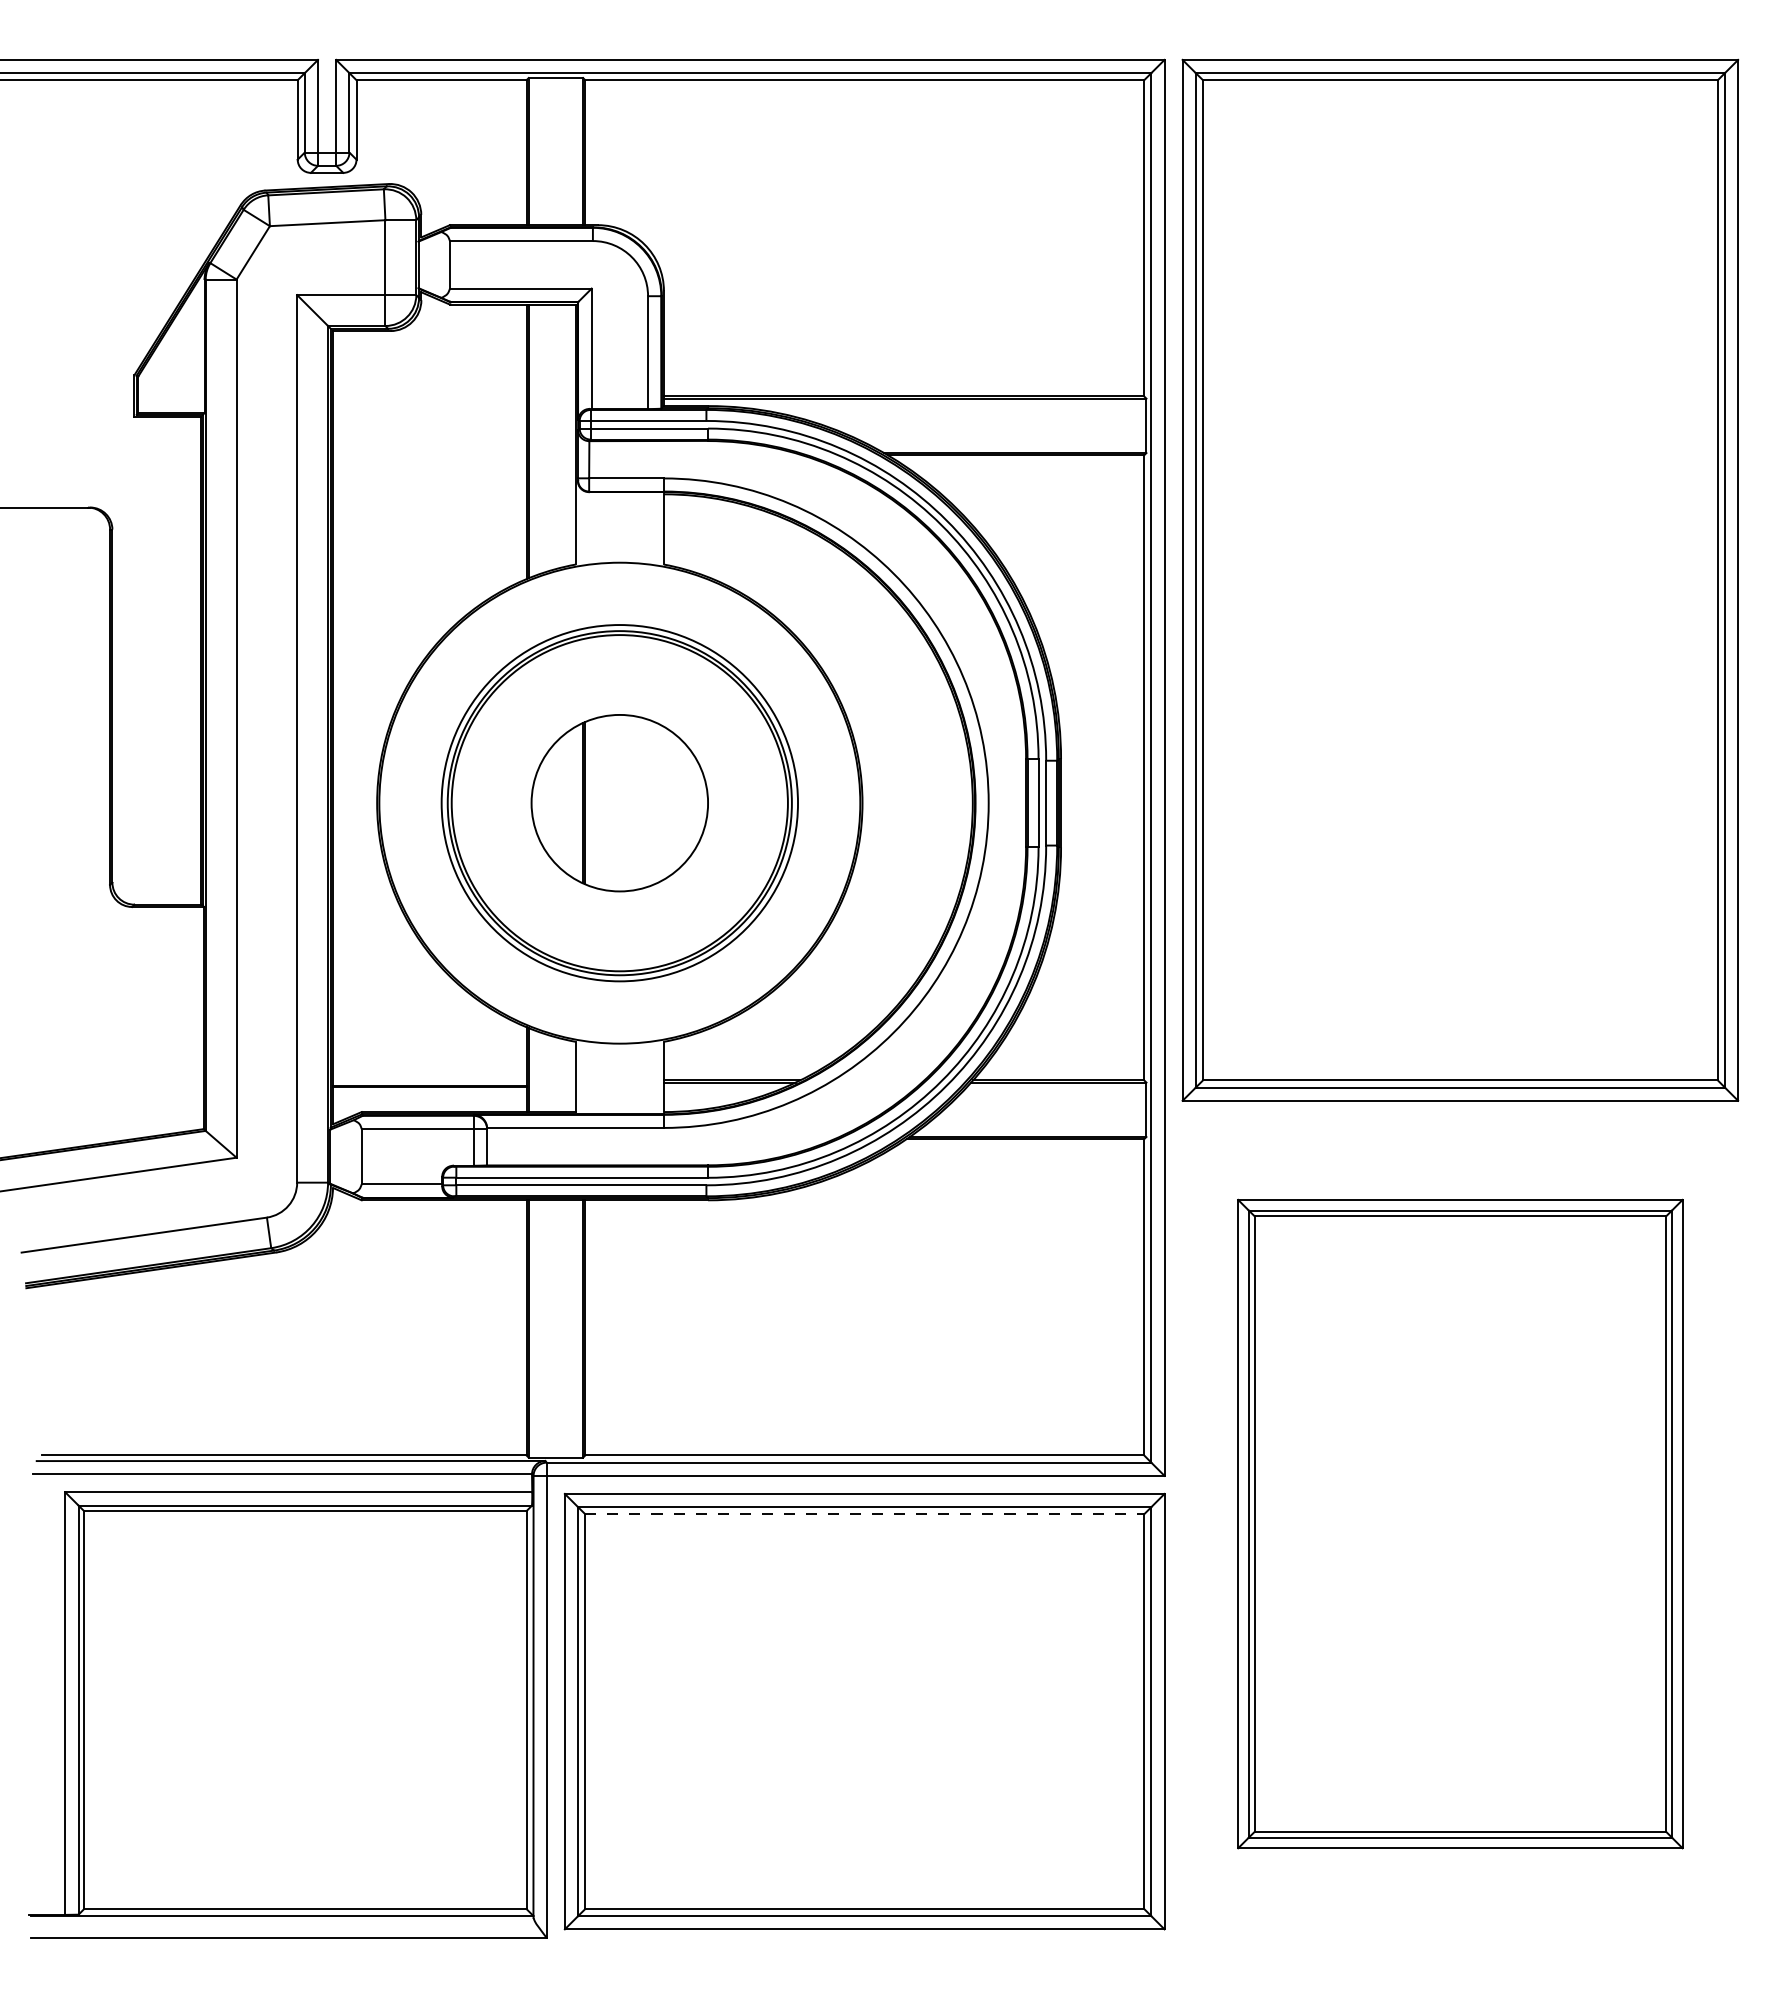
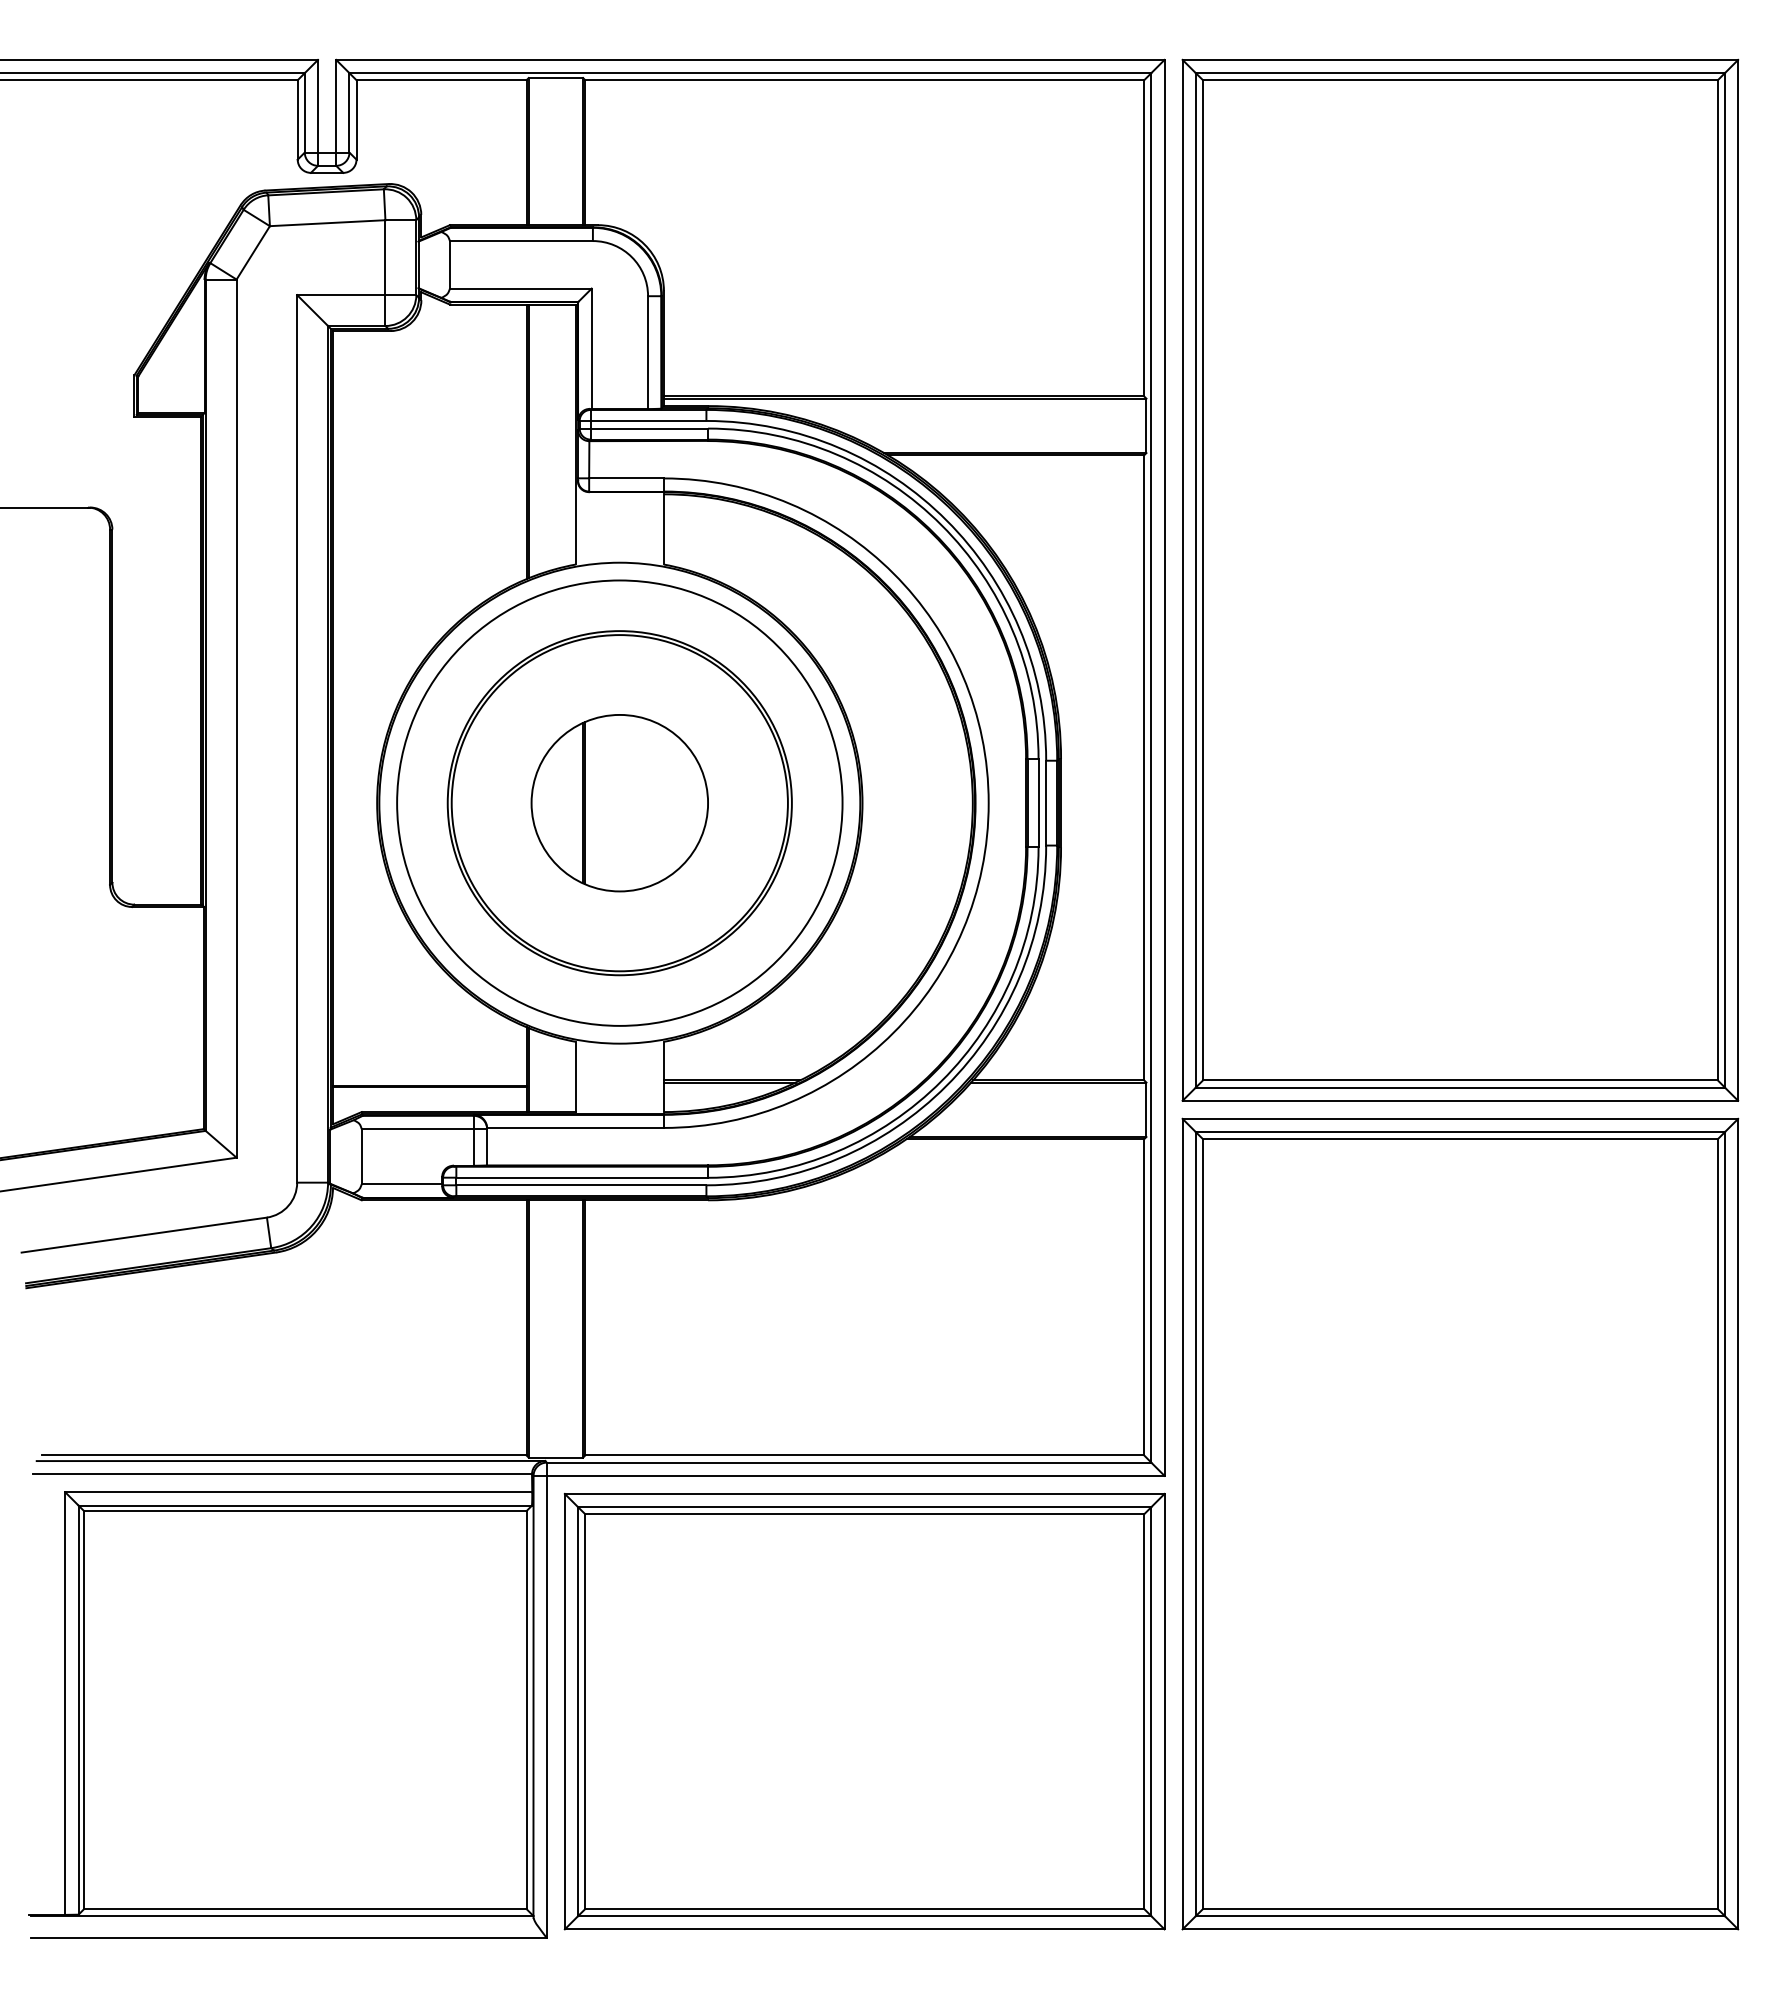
circle diameter: 356 px -> 445 px (619, 802)
line: dashed -> solid (865, 1514)
part size: 447x652 px -> 559x814 px (1460, 1523)
